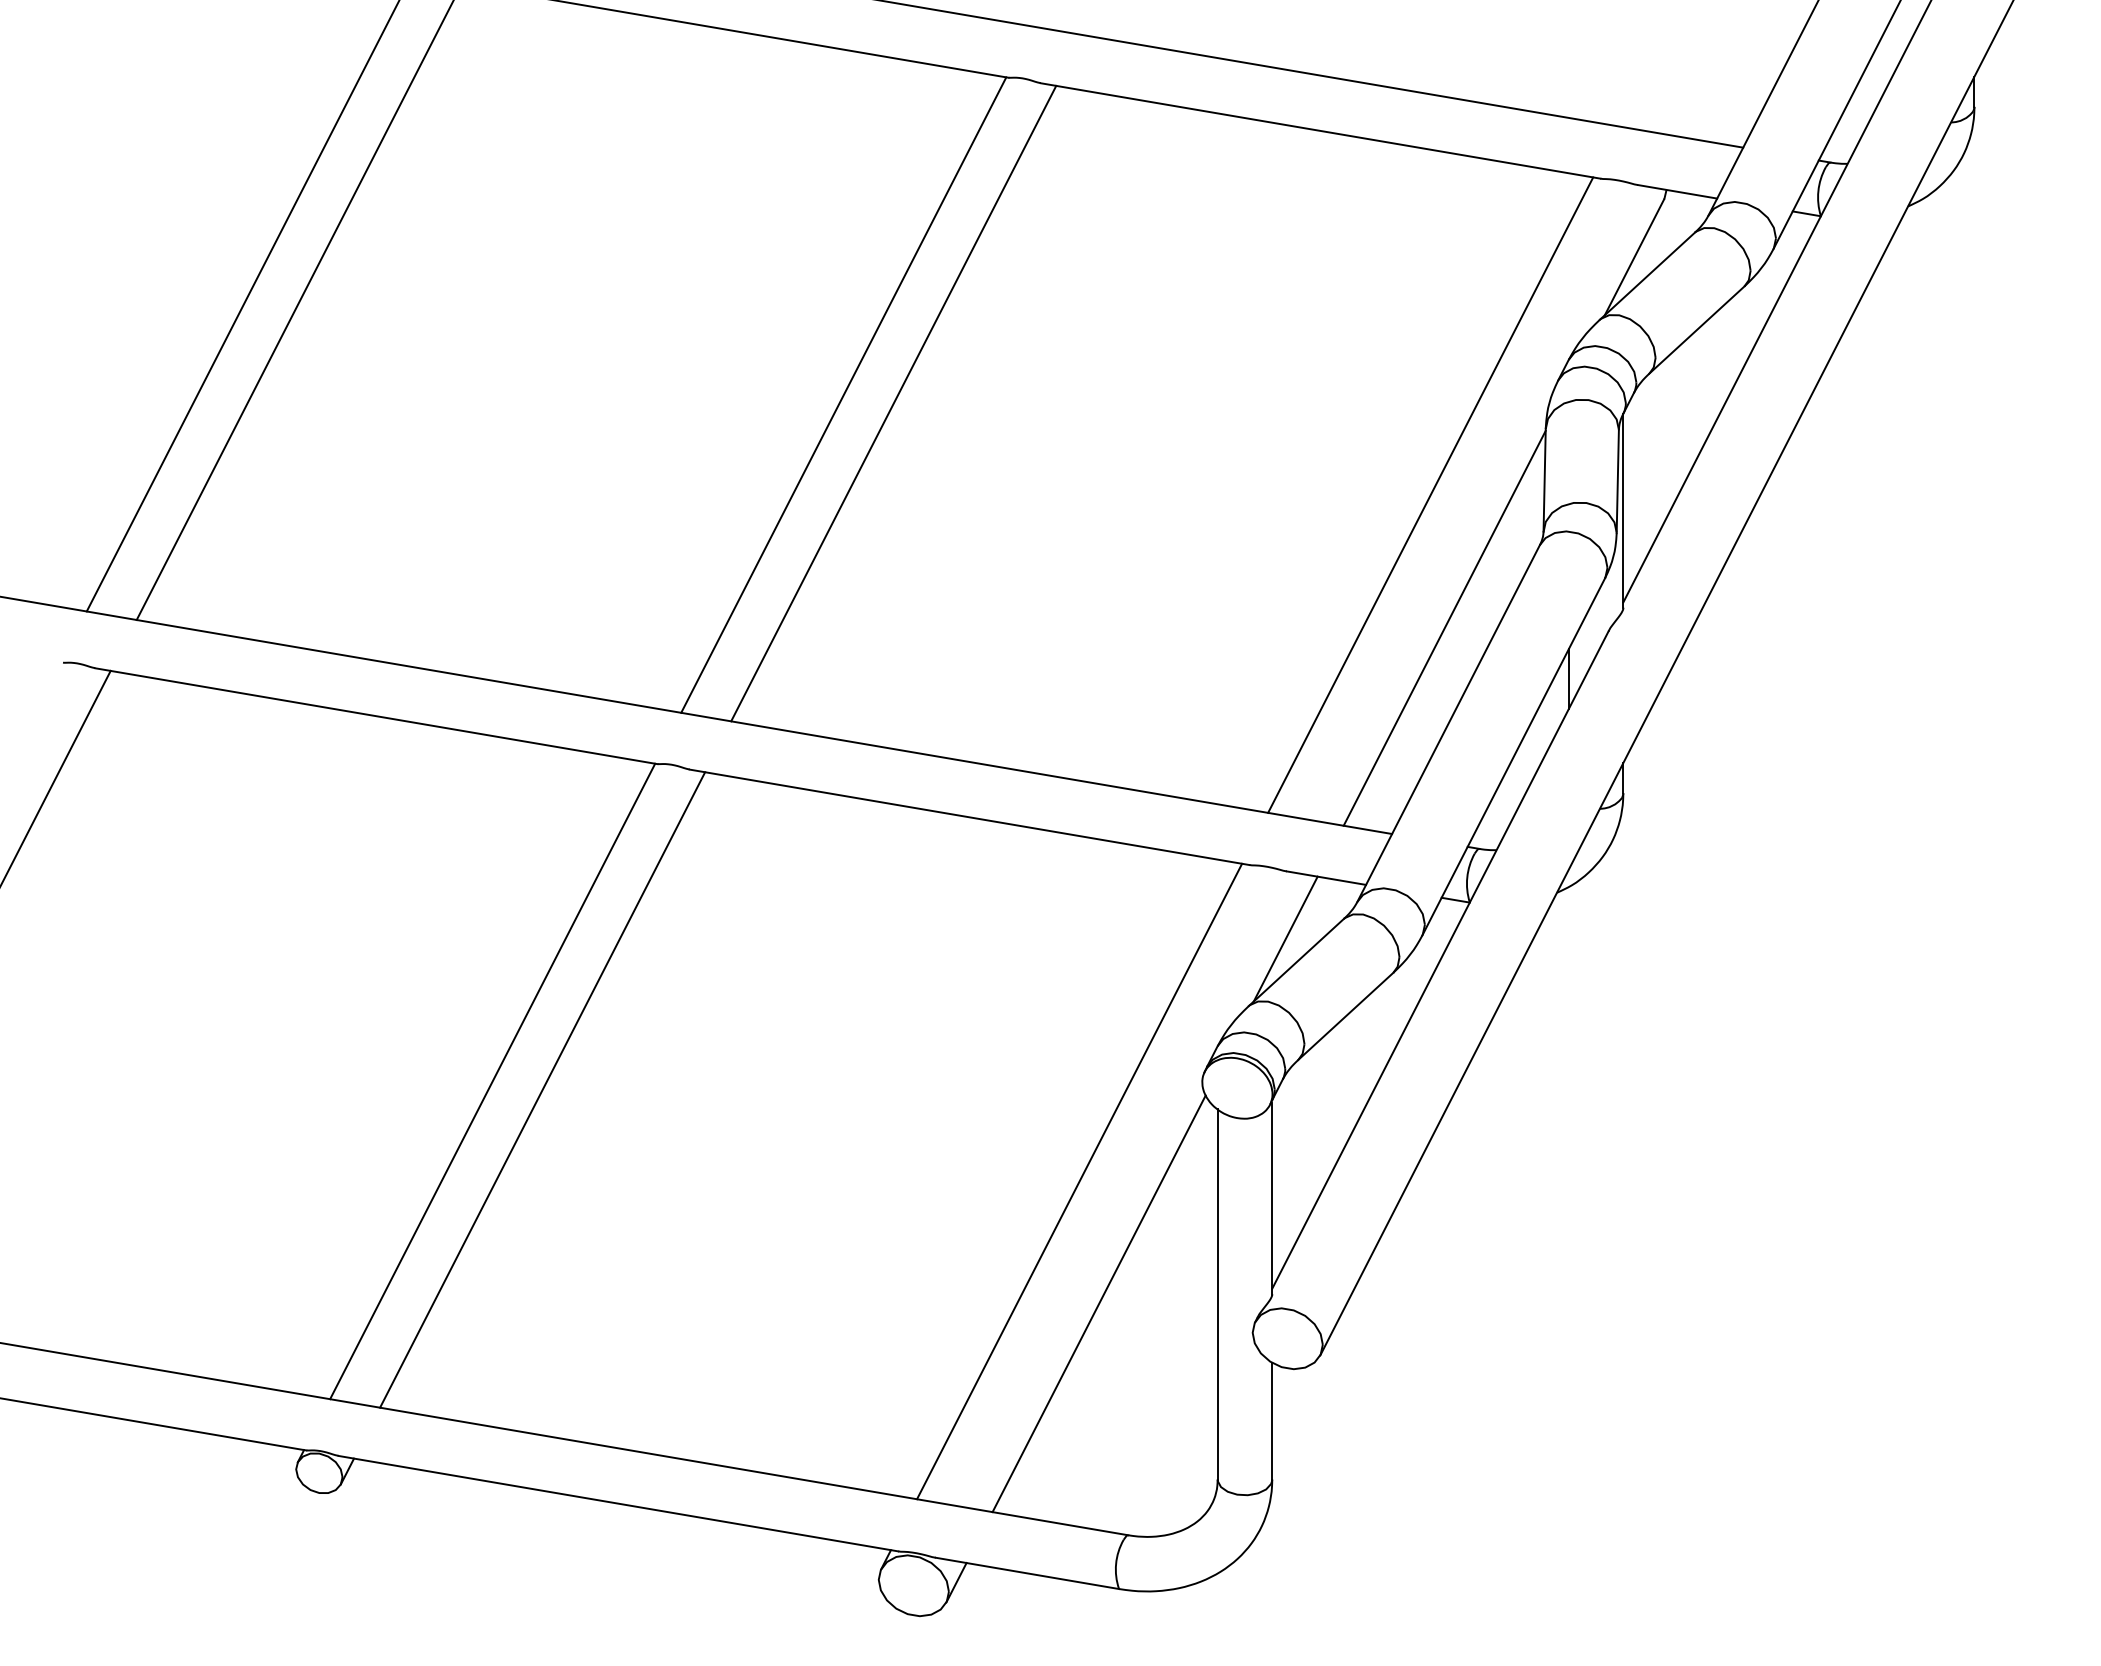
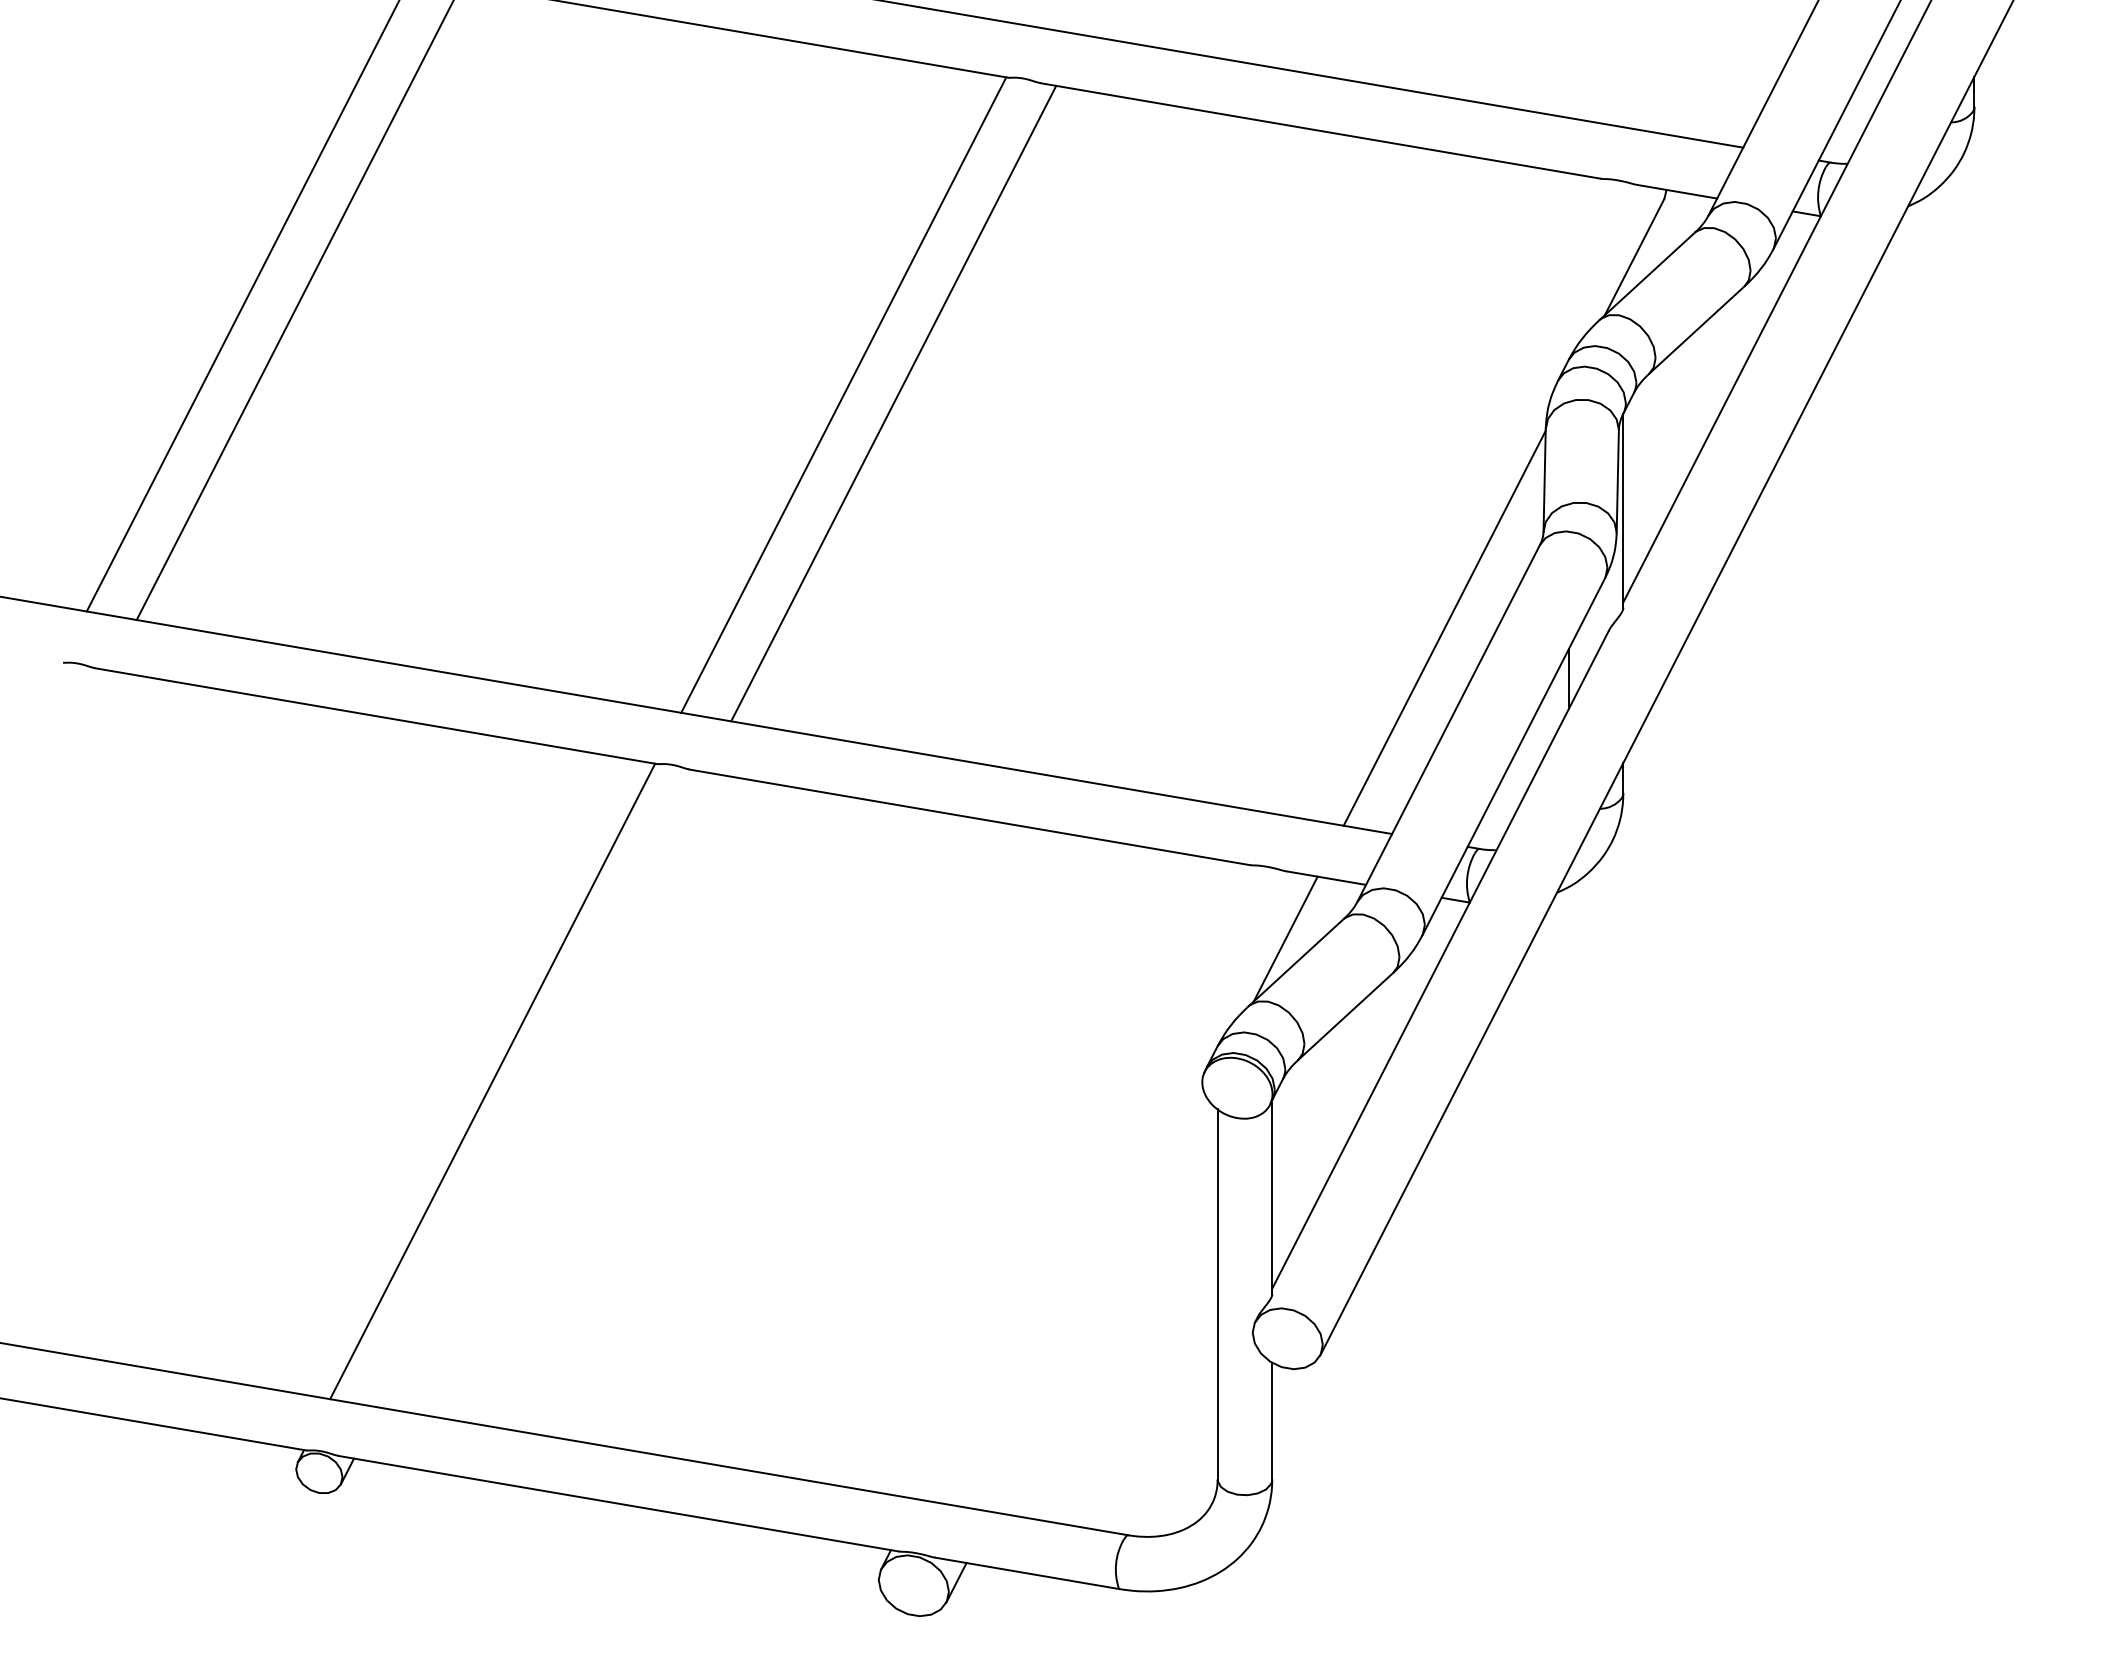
line: present -> none (1430, 494)
line: present -> none (56, 776)
line: present -> none (542, 1089)
line: present -> none (1079, 1181)
line: present -> none (1098, 1303)
